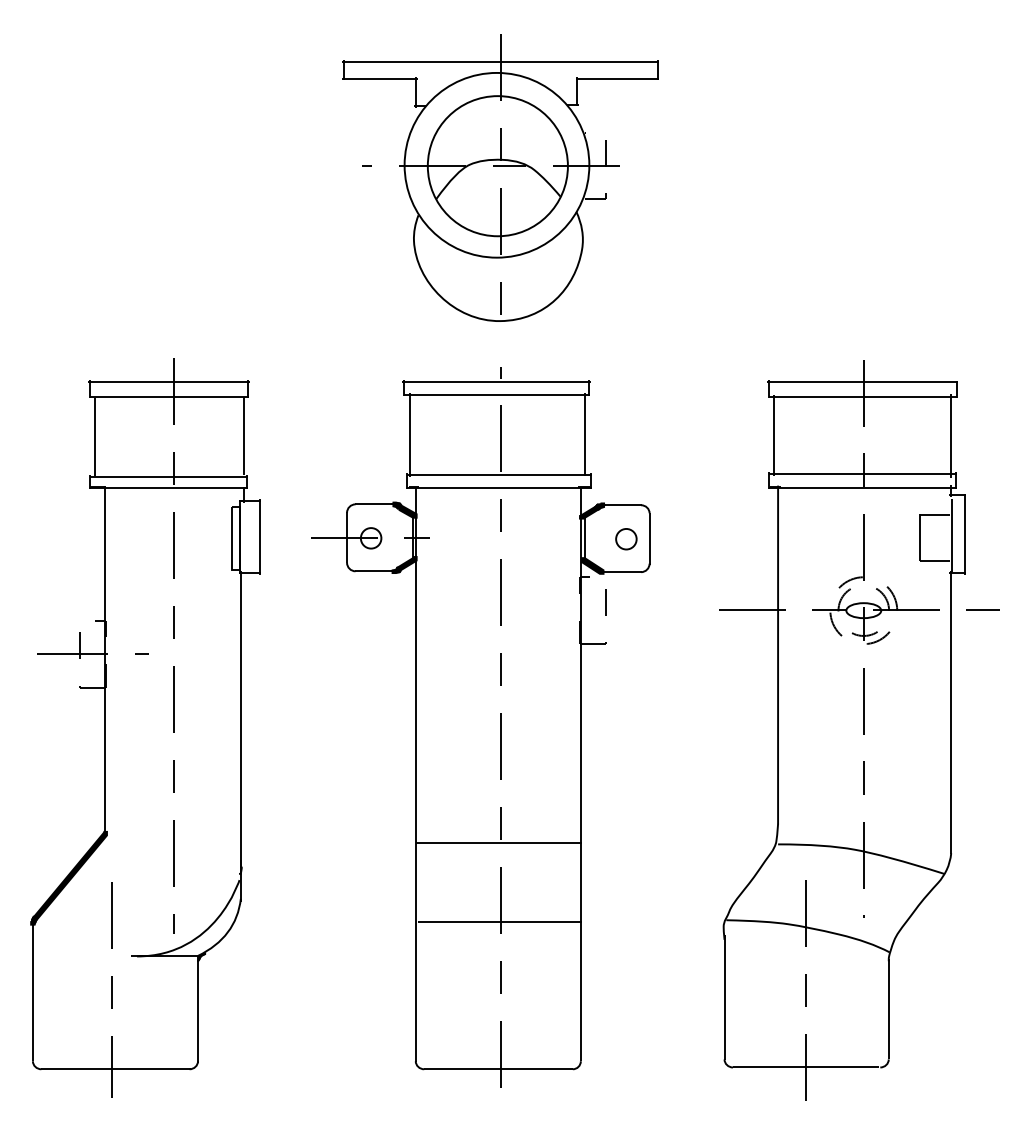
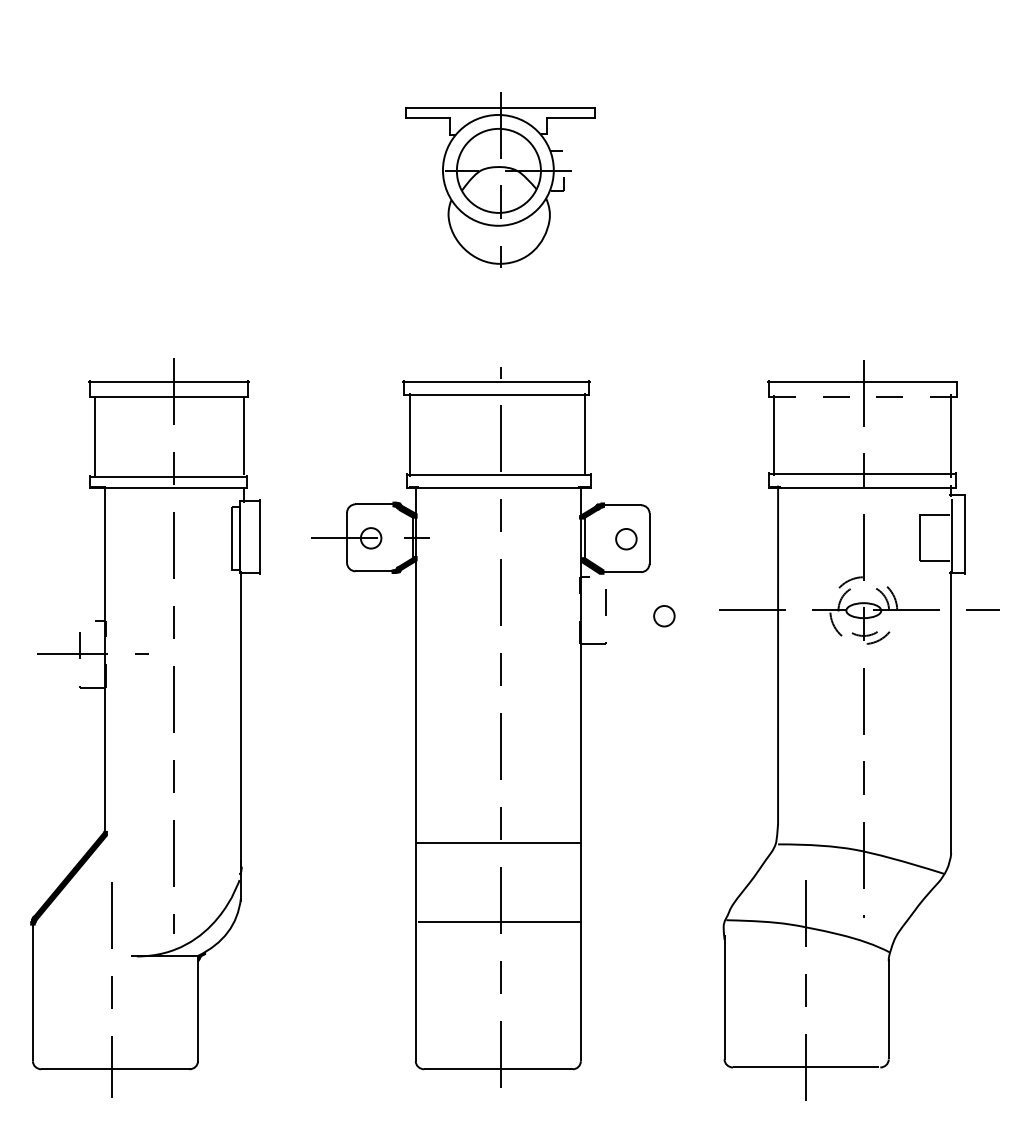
part size: 317x288 px -> 191x176 px (500, 179)
line: solid -> dashed (863, 396)
part: none -> present (664, 616)
